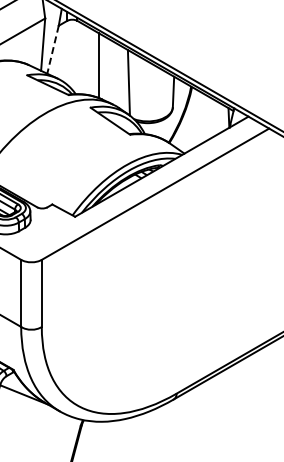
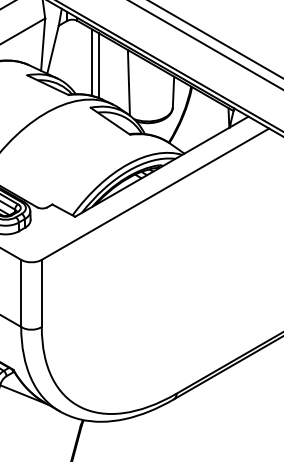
line: none -> present (215, 39)
line: none -> present (205, 45)
line: dashed -> solid (53, 49)
line: none -> present (92, 62)
